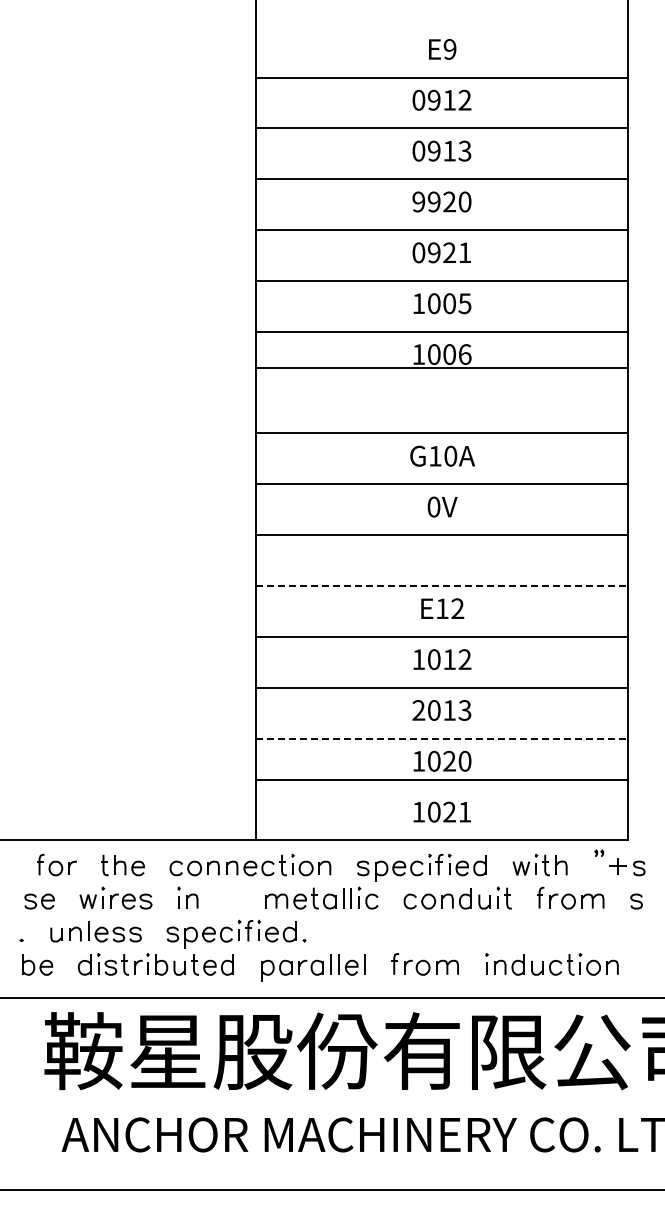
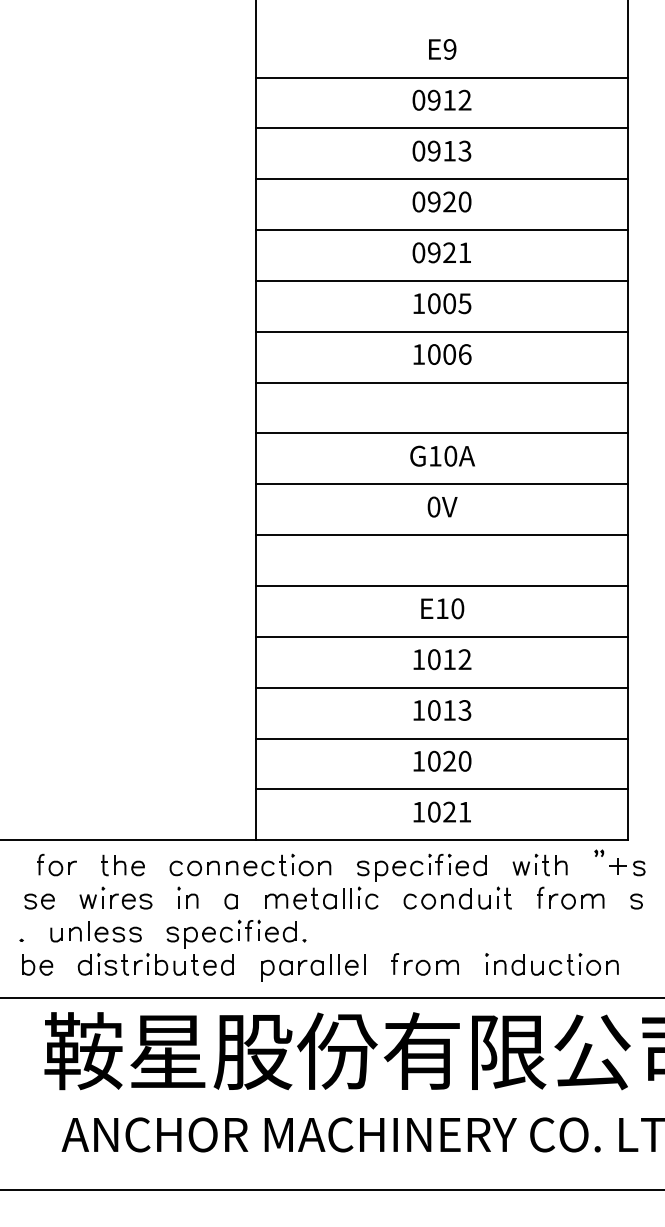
text: 9920 -> 0920 (418, 201)
line position: (441, 367) -> (441, 382) (441, 382)
line: dashed -> solid (442, 586)
text: E12 -> E10 (457, 608)
text: 2013 -> 1013 (418, 710)
line: dashed -> solid (442, 738)
line position: (441, 780) -> (441, 789) (441, 789)
part: none -> present (230, 901)
